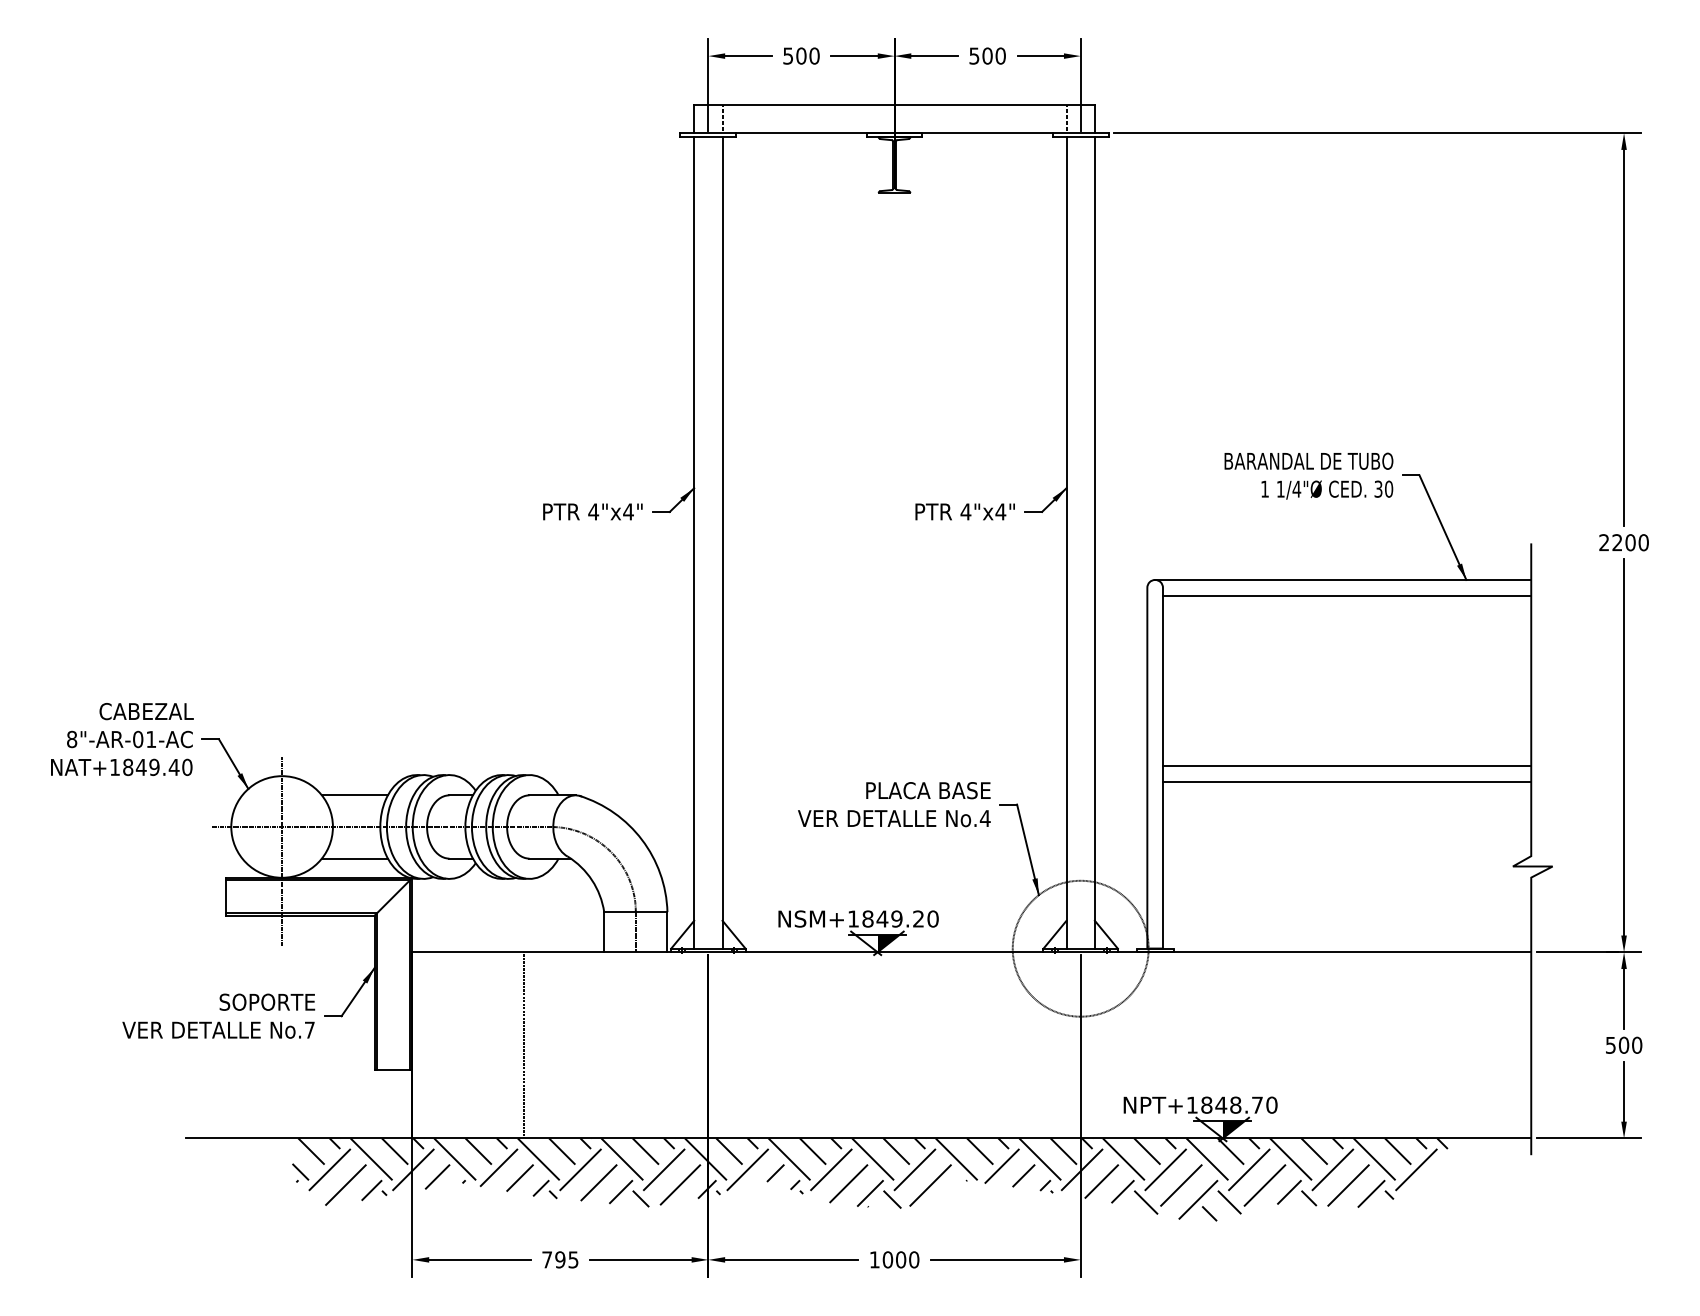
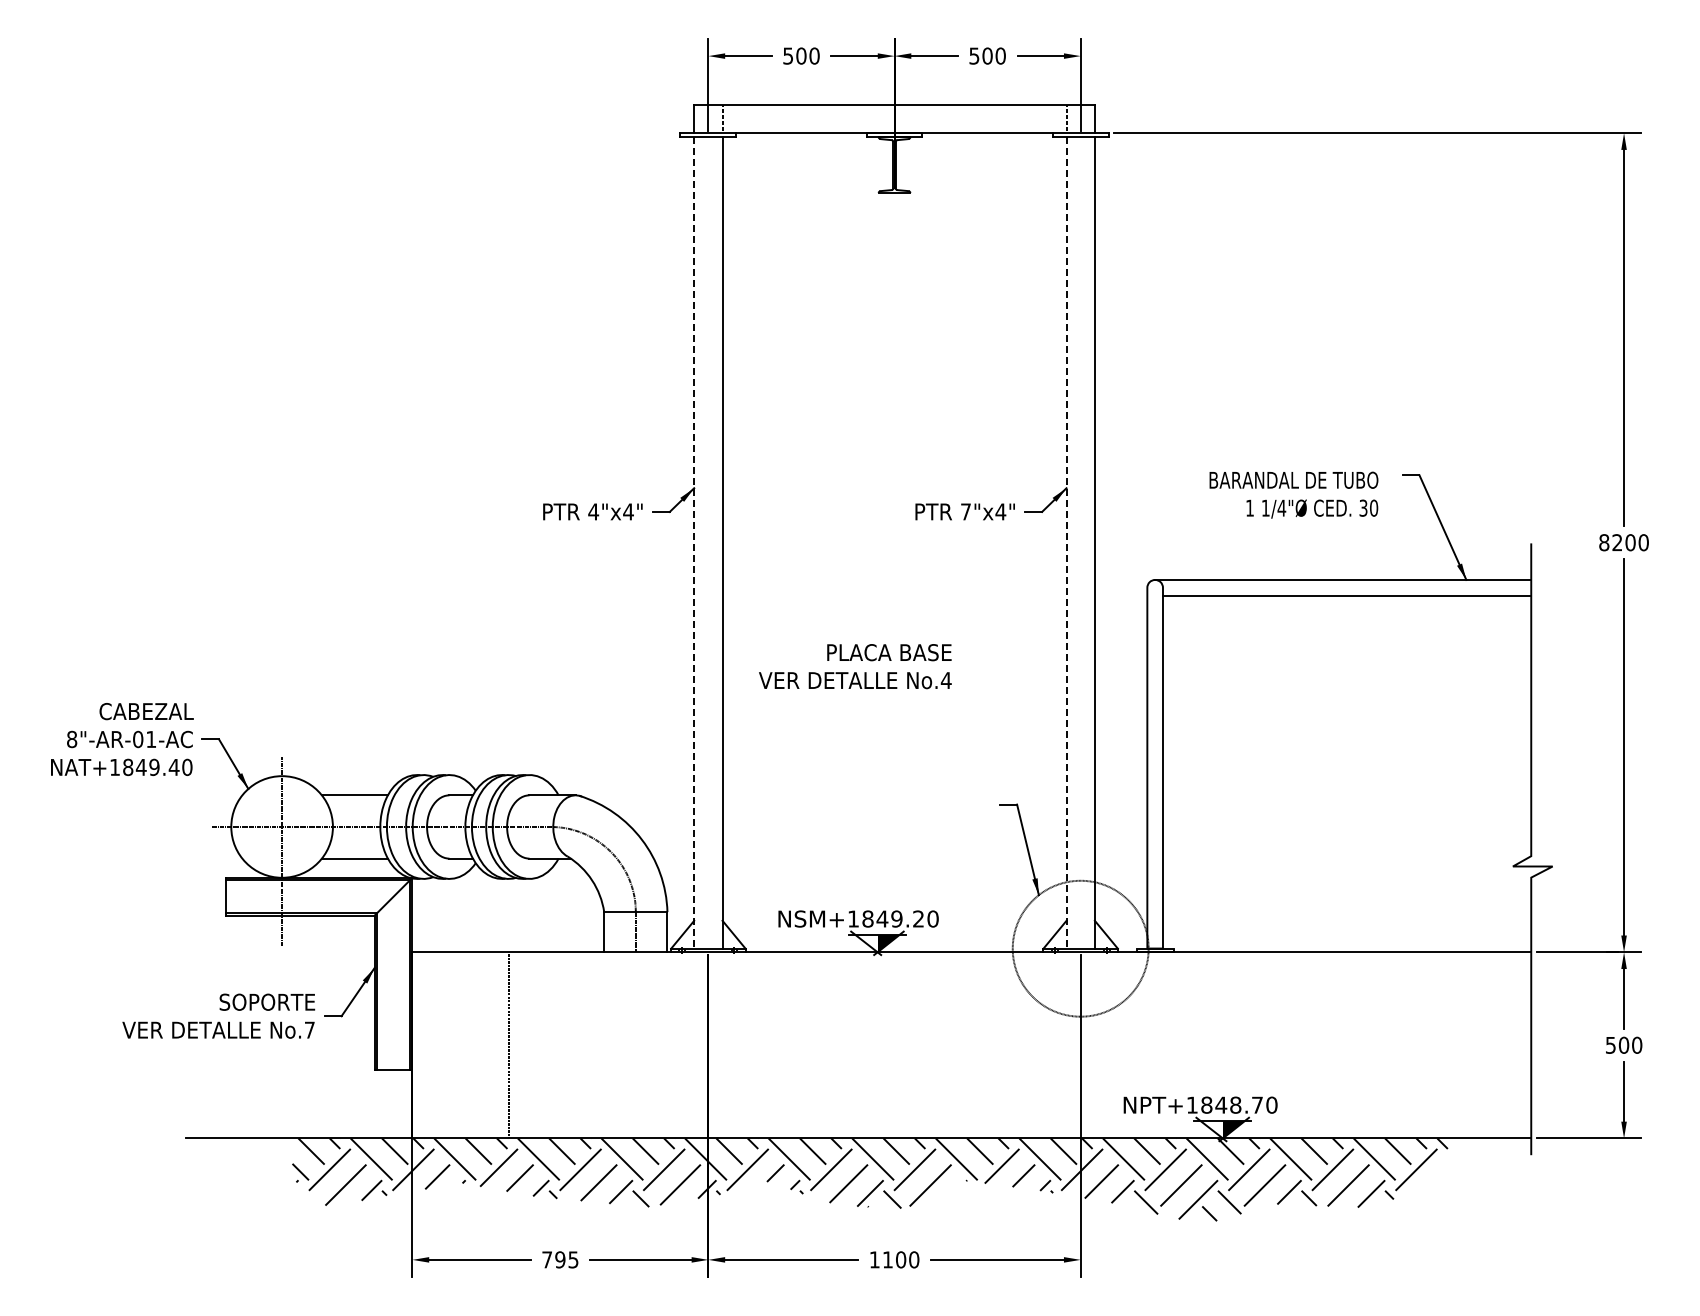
text position: (1308, 475) -> (1293, 494) (1293, 494)
text: 4"x4" -> 7"x4" (965, 511)
line: solid -> dashed (694, 542)
line: solid -> dashed (1066, 542)
text: 2200 -> 8200 (1604, 542)
line: present -> none (1346, 766)
line: present -> none (1346, 781)
text position: (894, 804) -> (855, 666) (855, 666)
line position: (524, 1045) -> (509, 1045) (509, 1045)
text: 1000 -> 1100 (887, 1259)
